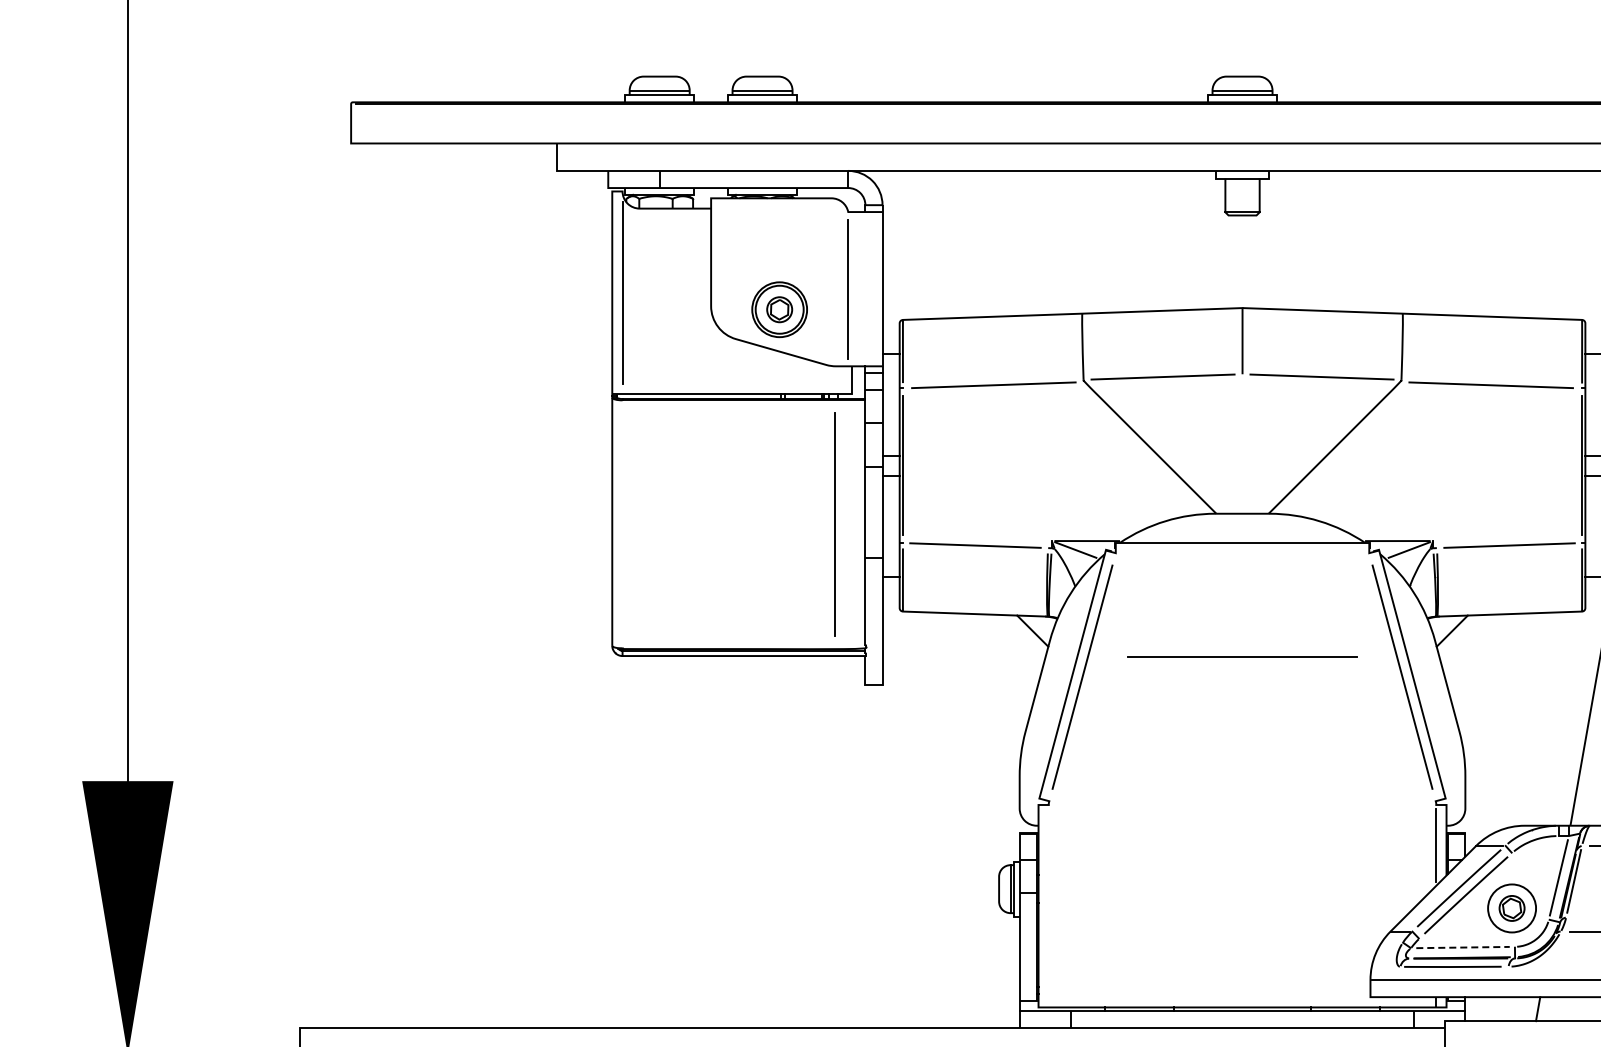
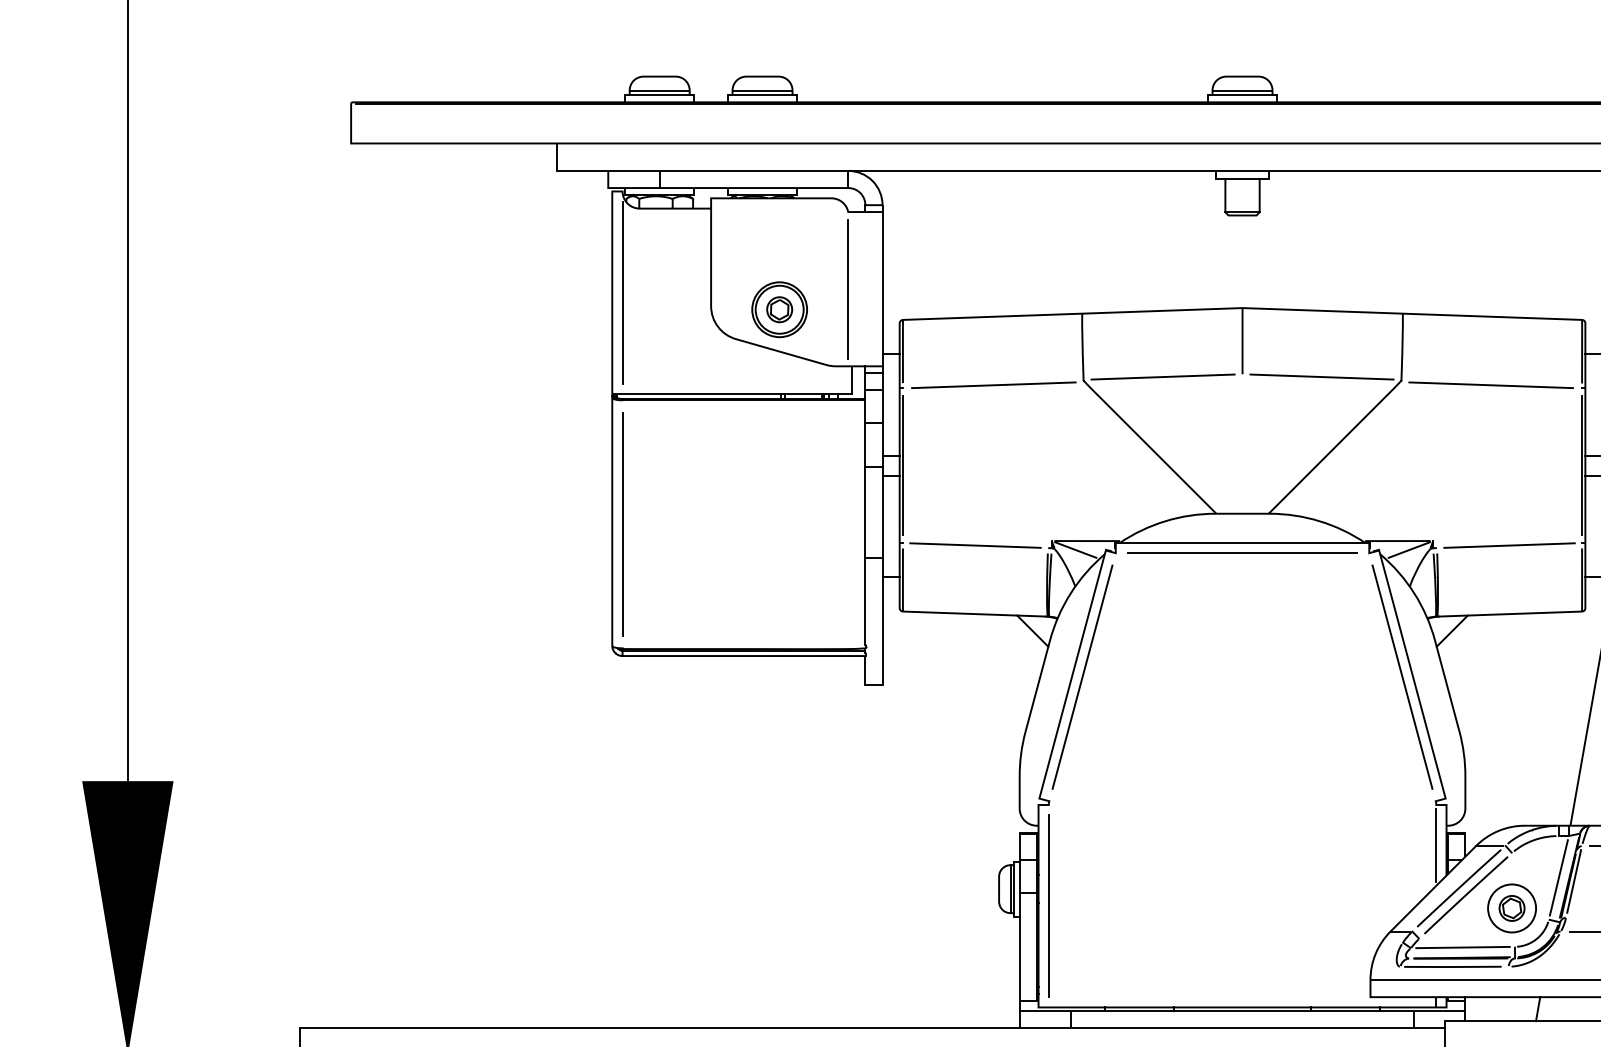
line position: (834, 524) -> (622, 524) (622, 524)
line position: (1242, 656) -> (1242, 552) (1242, 552)
line: none -> present (1048, 906)
line: dashed -> solid (1463, 947)
